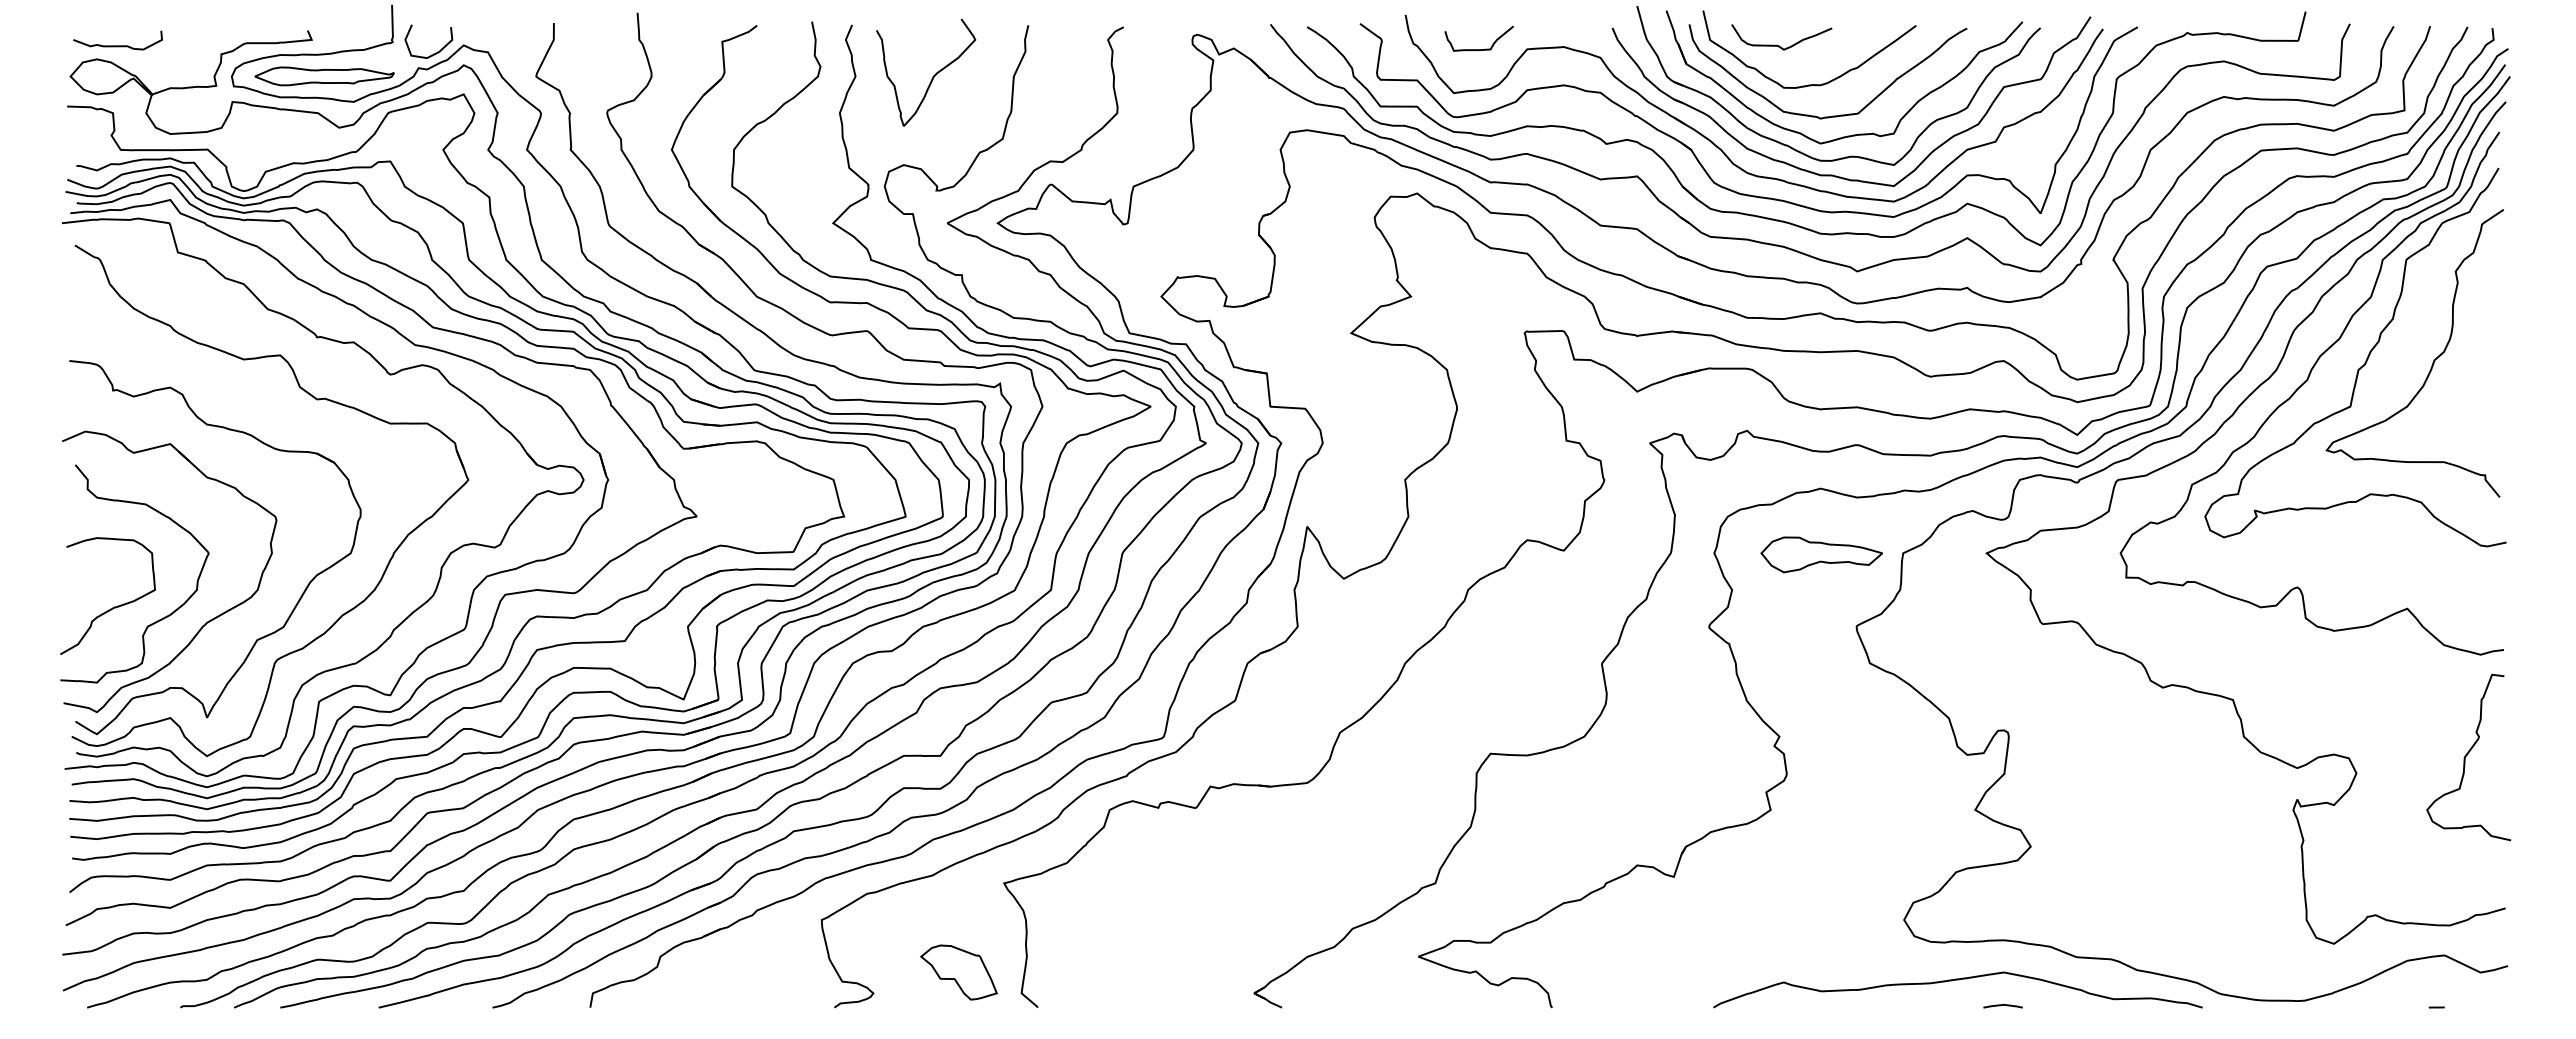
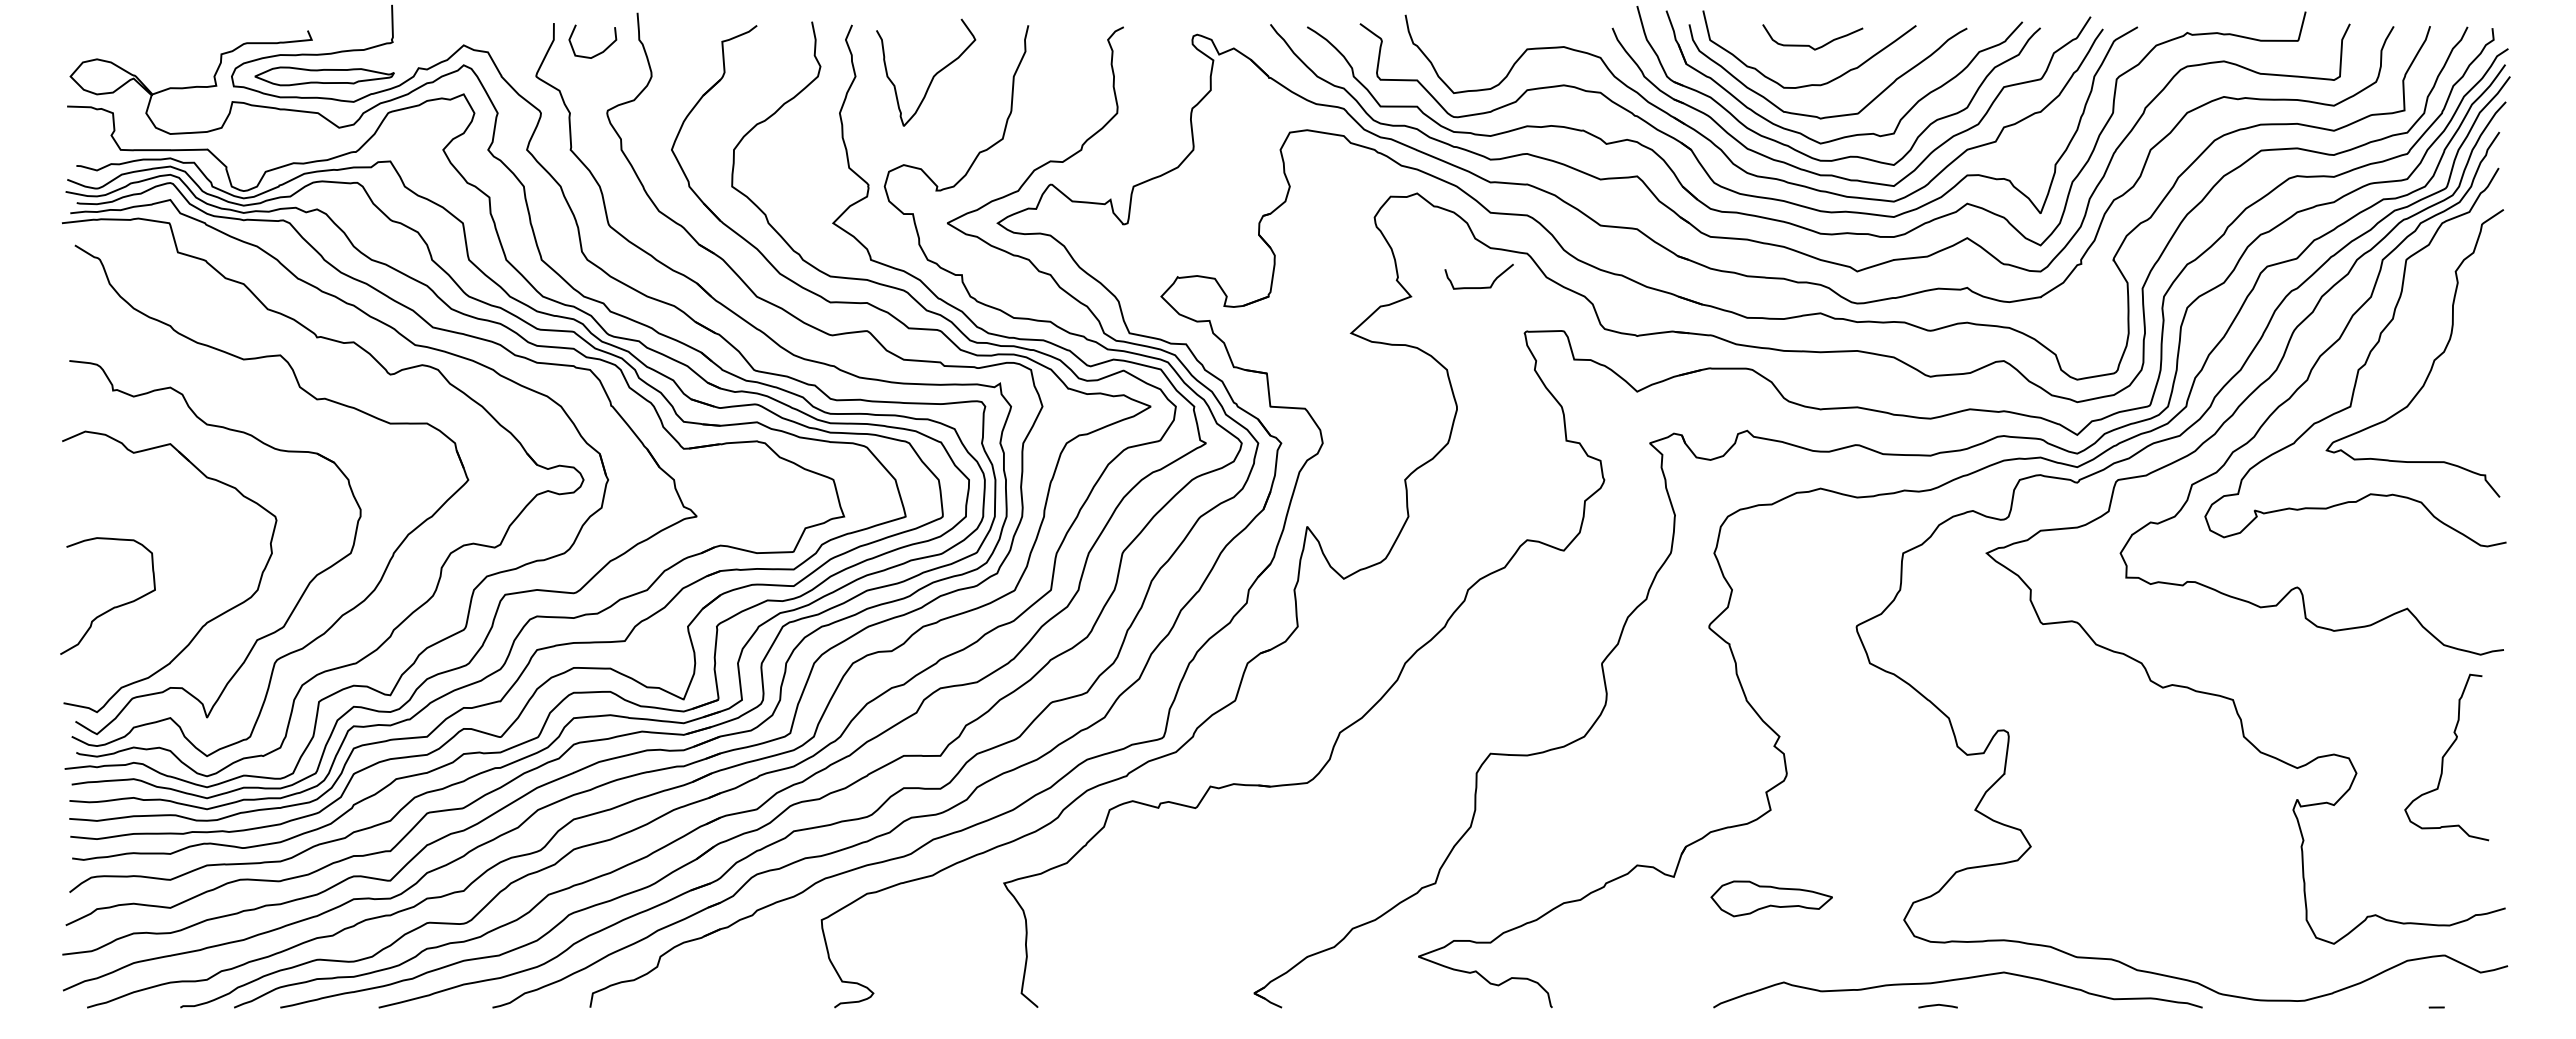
curve: present -> none (117, 45)
curve position: (1779, 45) -> (1810, 45) (1810, 45)
curve position: (1478, 49) -> (1478, 287) (1478, 287)
curve position: (433, 53) -> (597, 53) (597, 53)
part position: (1821, 554) -> (1771, 898) (1771, 898)
curve: present -> none (157, 620)
curve position: (2467, 755) -> (2445, 755) (2445, 755)
part: present -> none (958, 972)
line position: (2002, 1005) -> (1937, 1005) (1937, 1005)
